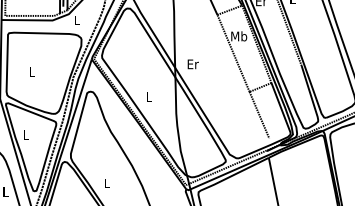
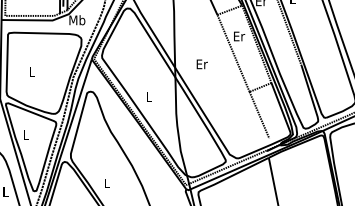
text: L -> Mb (77, 20)
text: Mb -> Er (239, 36)
text position: (192, 64) -> (201, 64) (201, 64)
